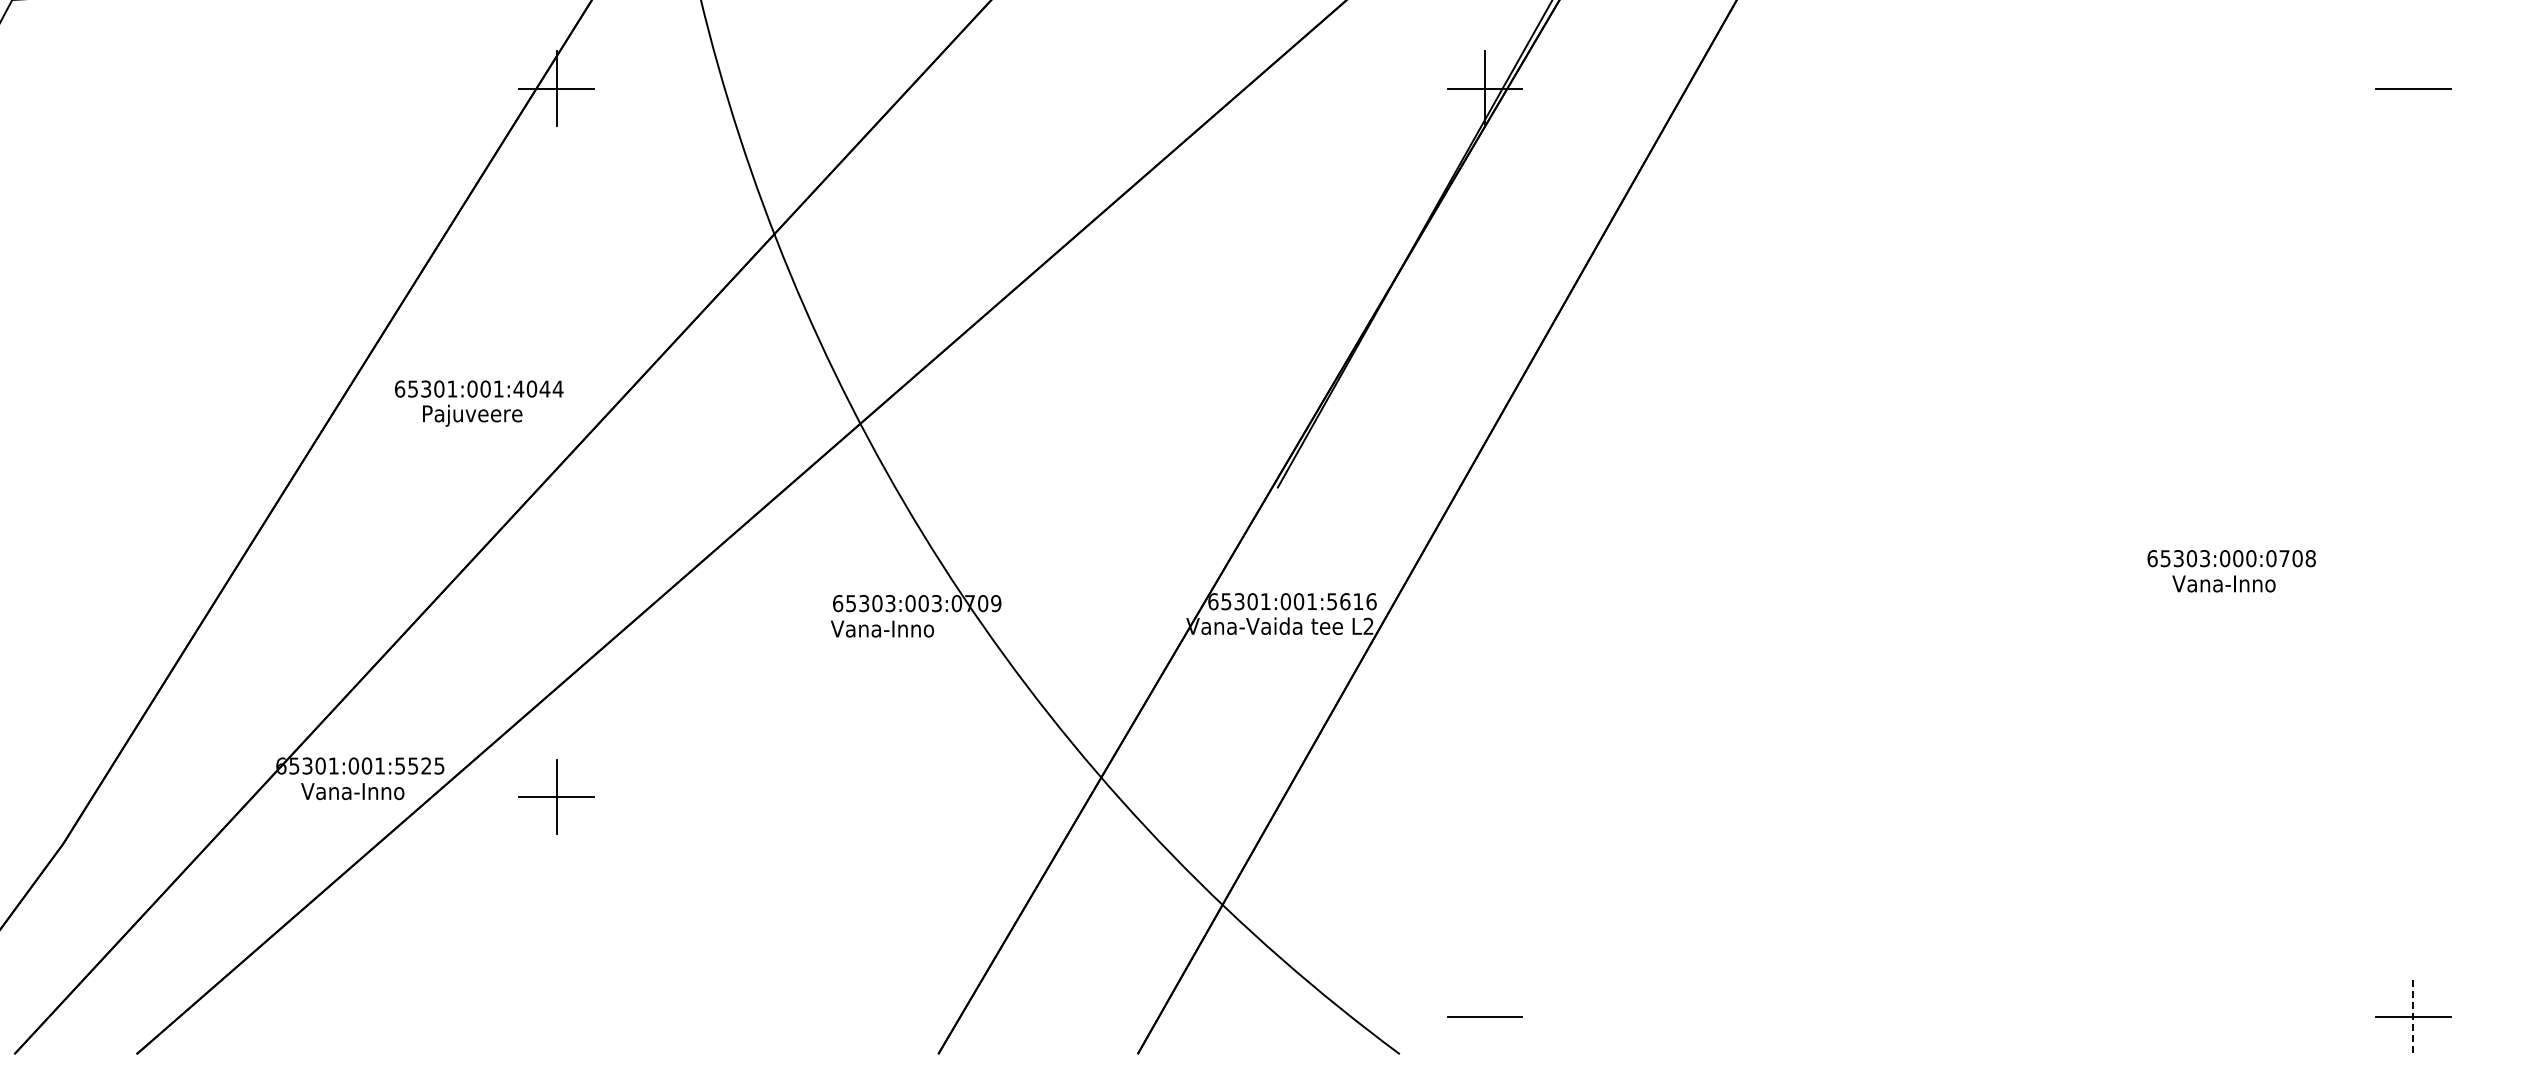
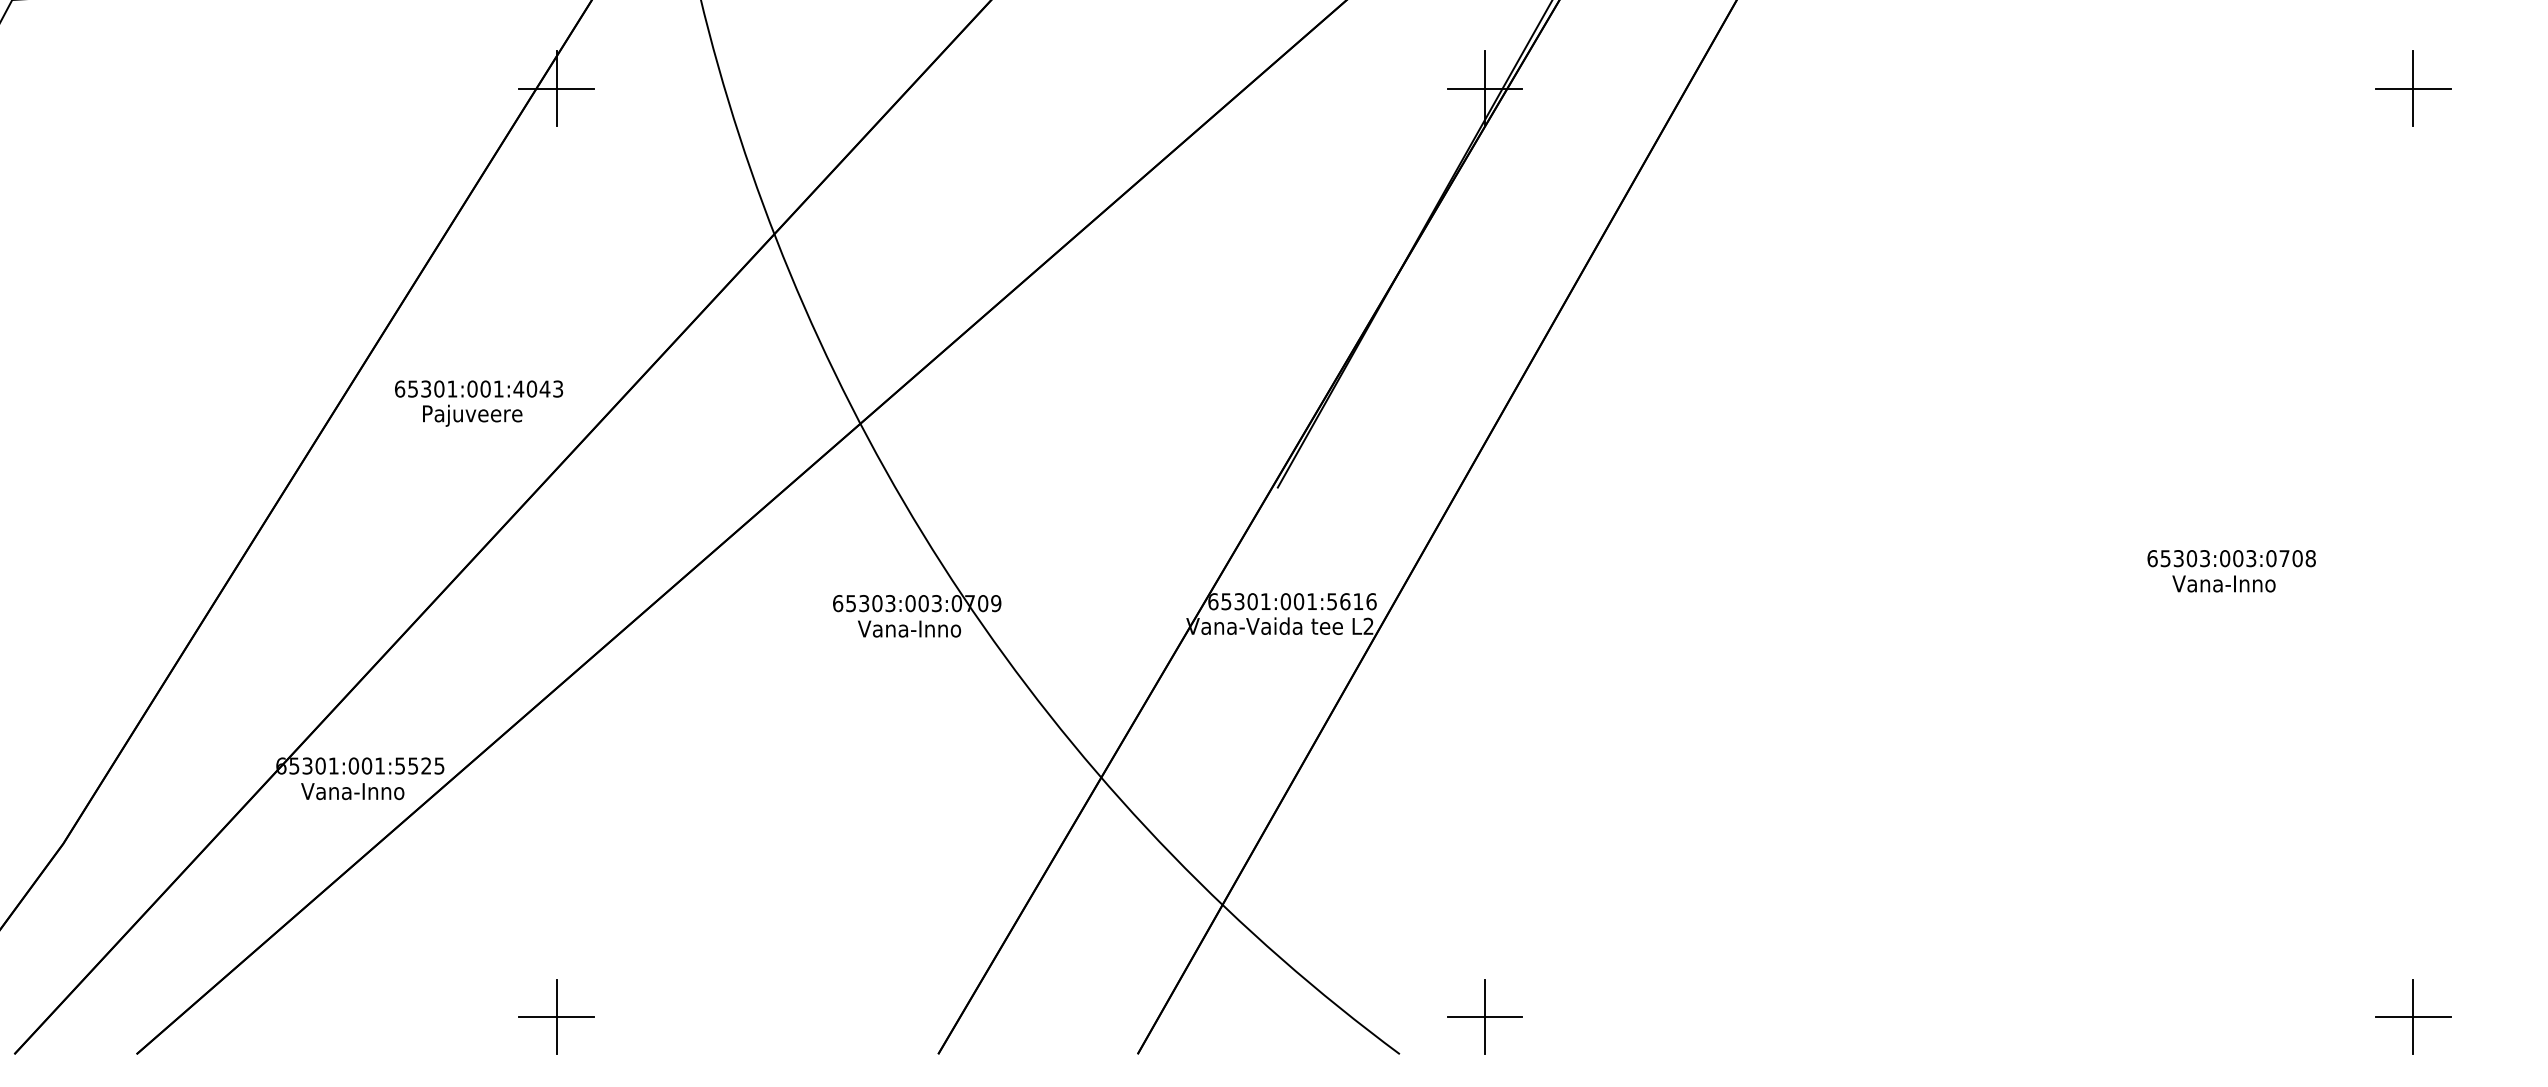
line: none -> present (2413, 88)
text: 65301:001:4044 -> 65301:001:4043 (557, 388)
text: 65303:000:0708 -> 65303:003:0708 (2251, 558)
text position: (882, 628) -> (909, 628) (909, 628)
part position: (556, 796) -> (556, 1016) (556, 1016)
line: none -> present (1484, 1016)
line: dashed -> solid (2413, 1017)
